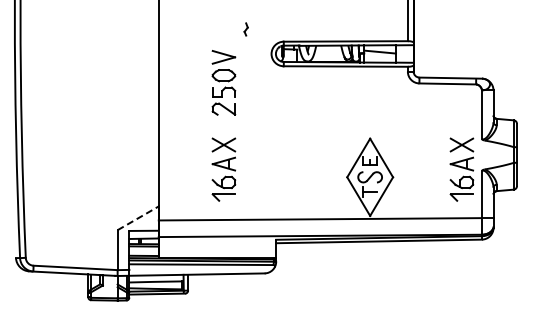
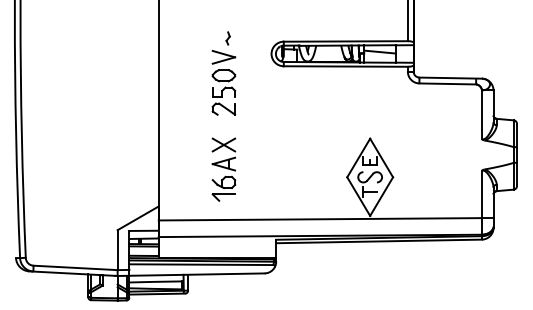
part position: (245, 29) -> (227, 38) (227, 38)
part: present -> none (461, 169)
line: dashed -> solid (138, 218)
